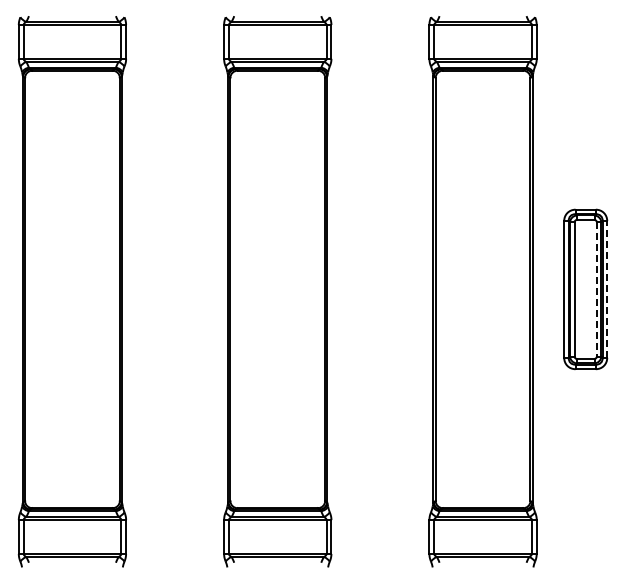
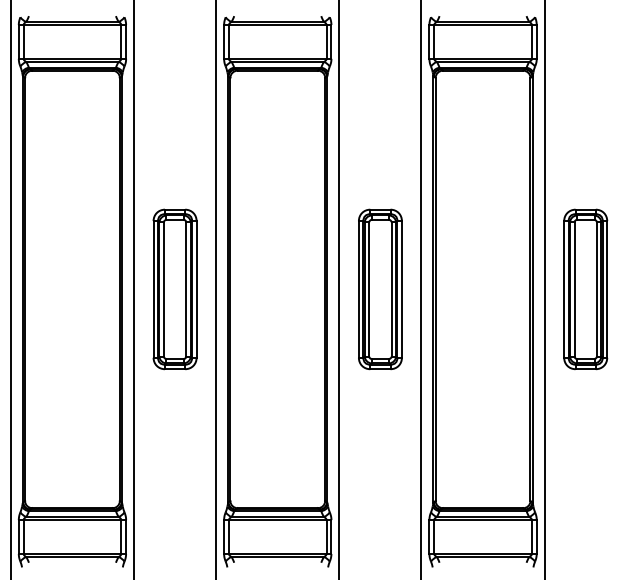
line: dashed -> solid (607, 288)
line: none -> present (10, 289)
line: none -> present (134, 289)
part: none -> present (174, 289)
line: none -> present (216, 289)
line: none -> present (339, 289)
part: none -> present (380, 289)
line: none -> present (421, 289)
line: none -> present (544, 289)
line: dashed -> solid (596, 289)
